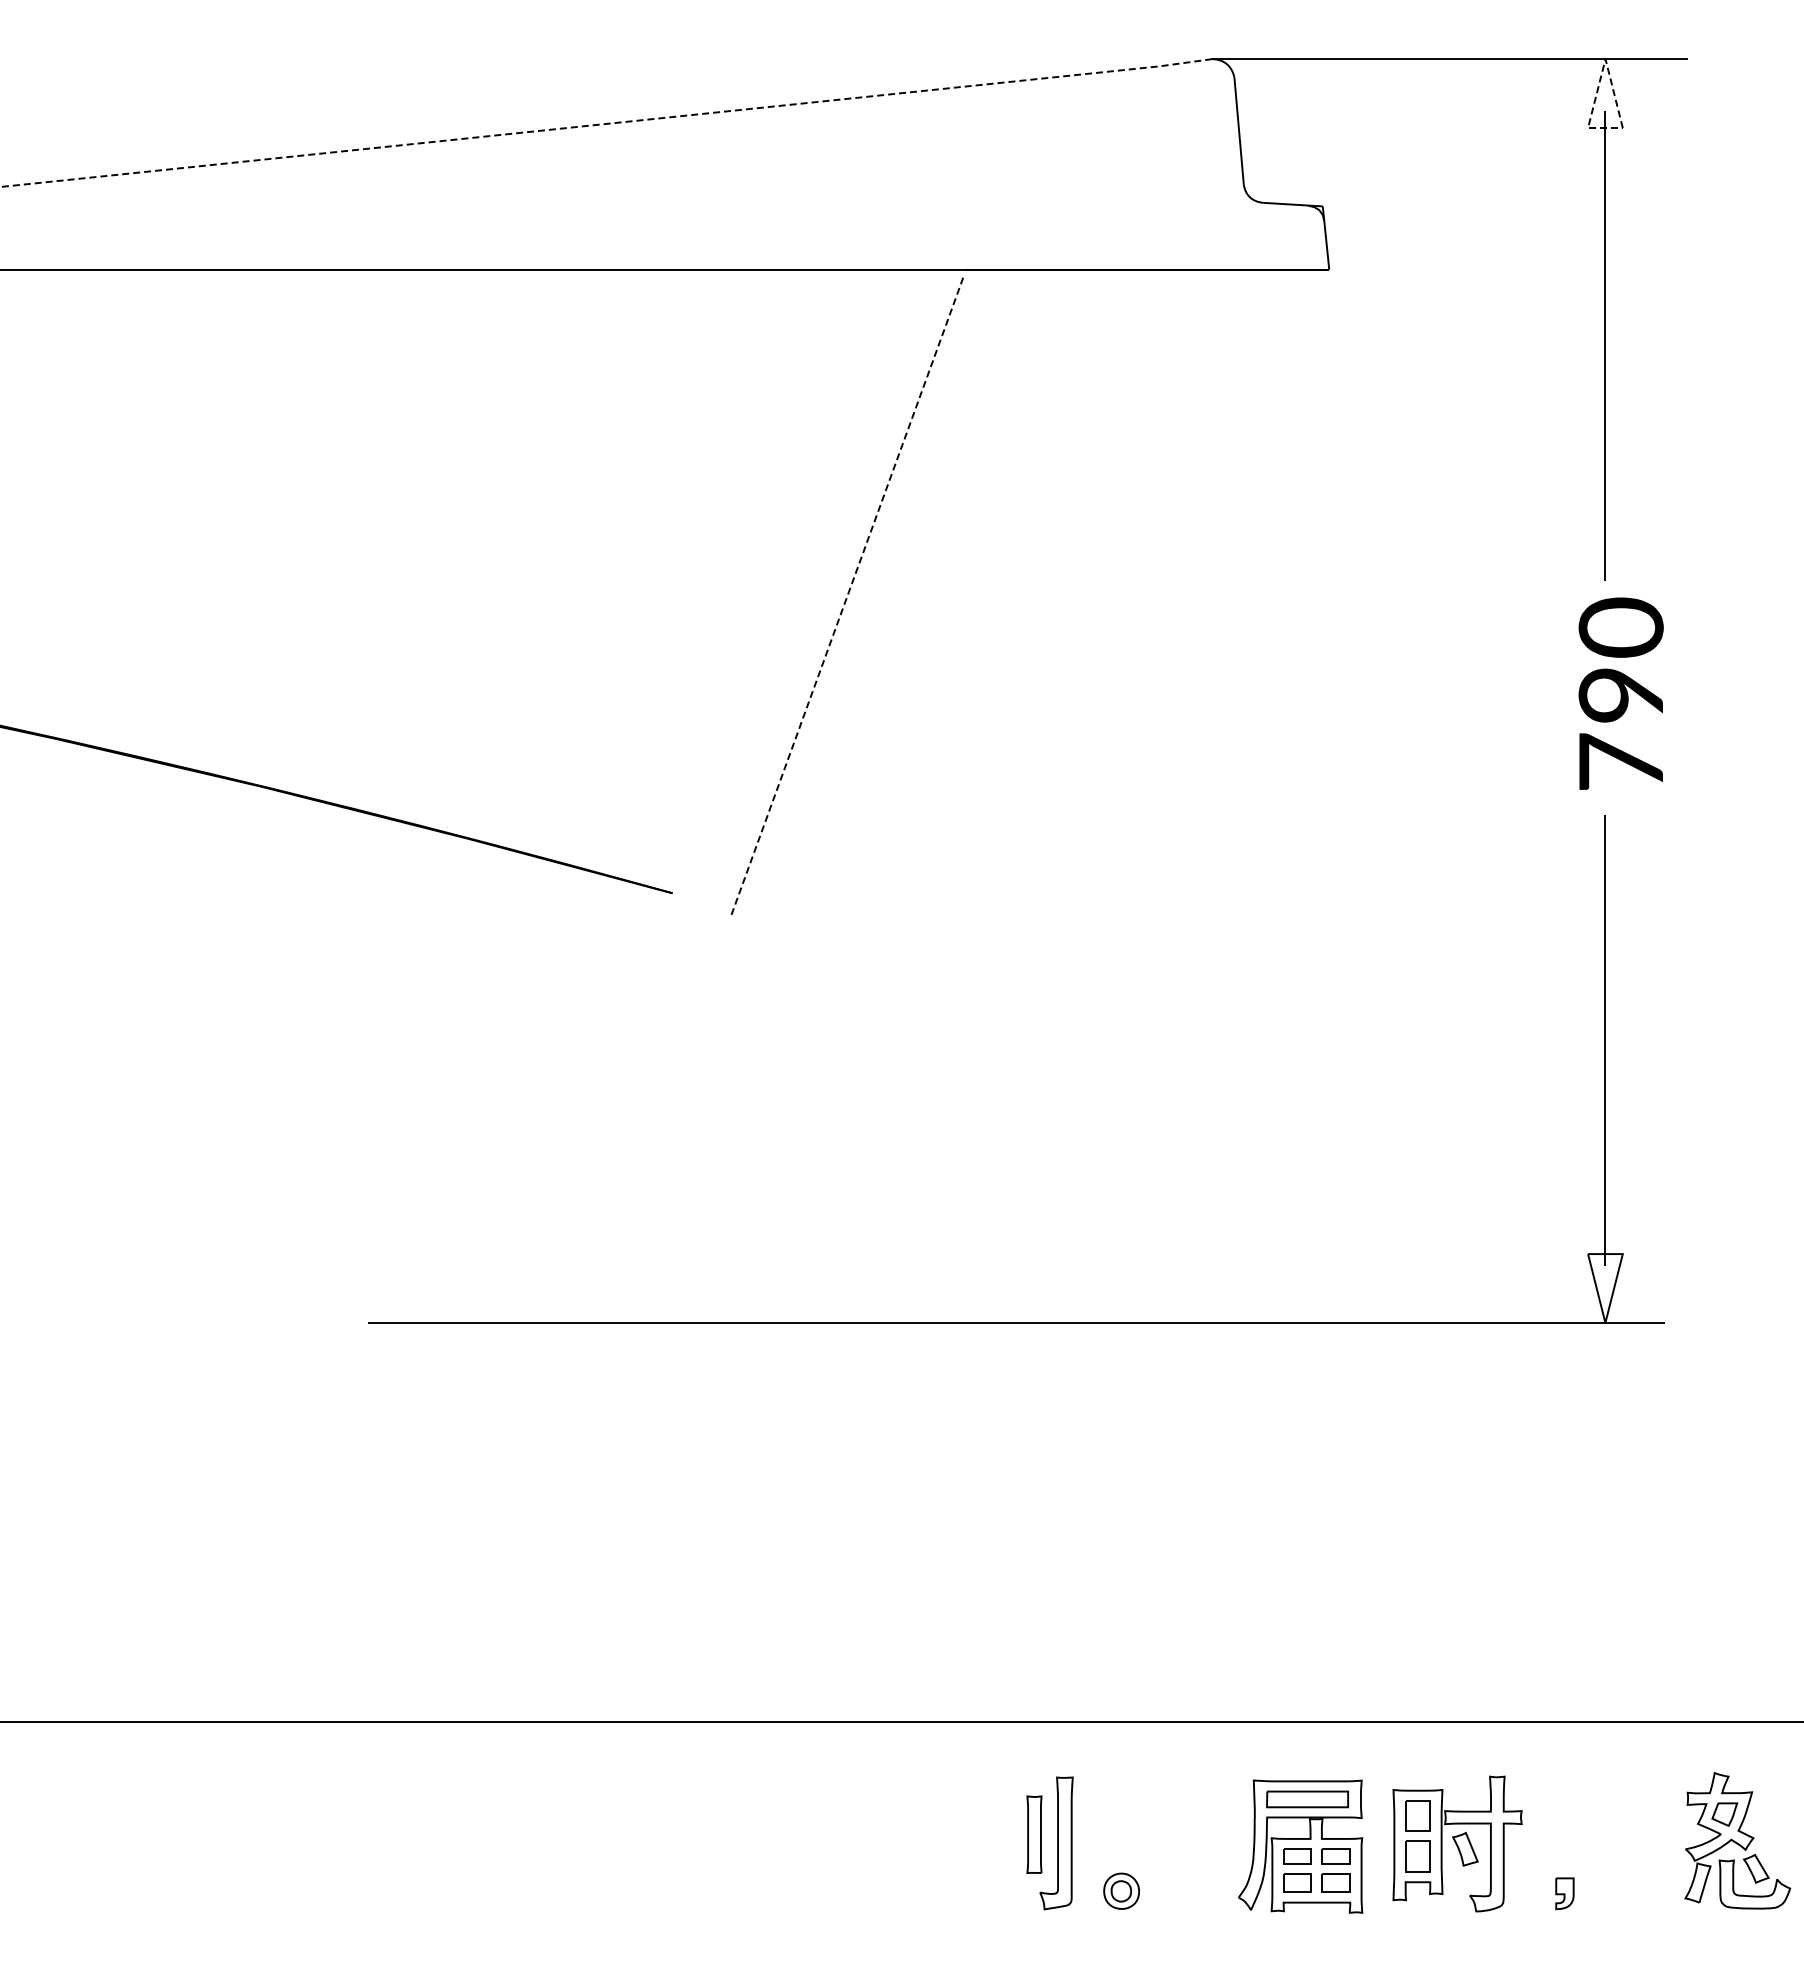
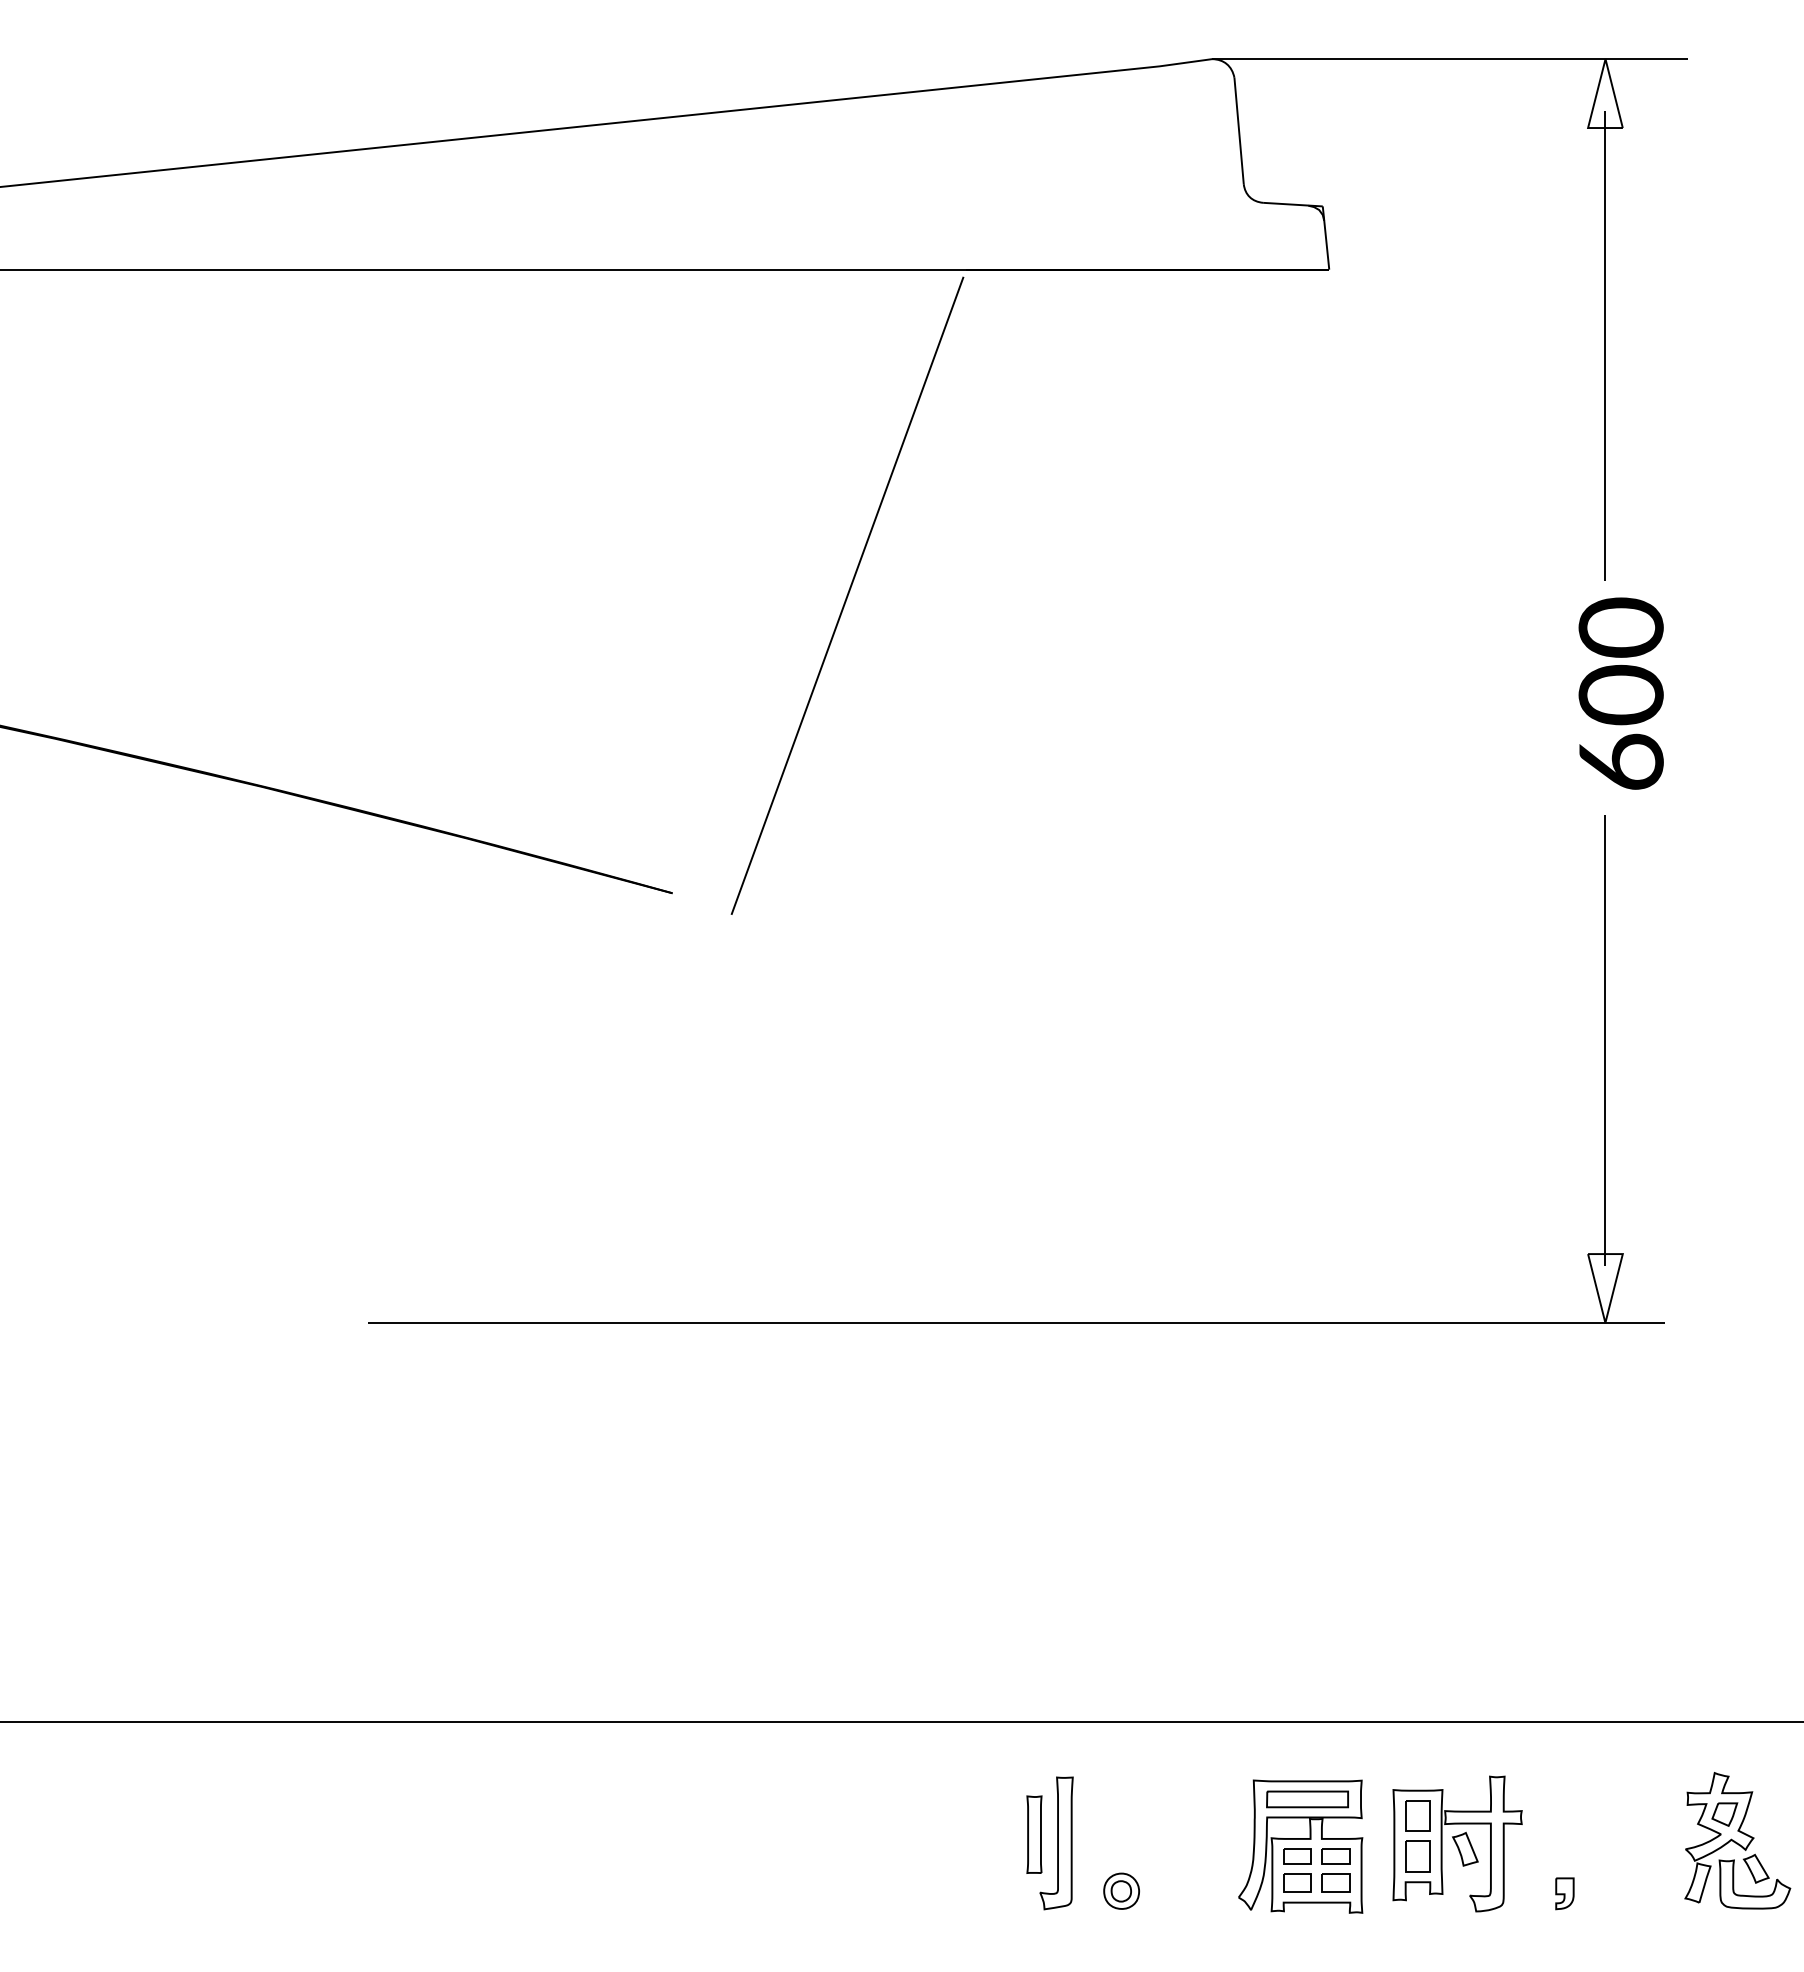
line: dashed -> solid (1601, 76)
line: dashed -> solid (606, 123)
line: dashed -> solid (847, 595)
text: 790 -> 600 (1621, 726)
